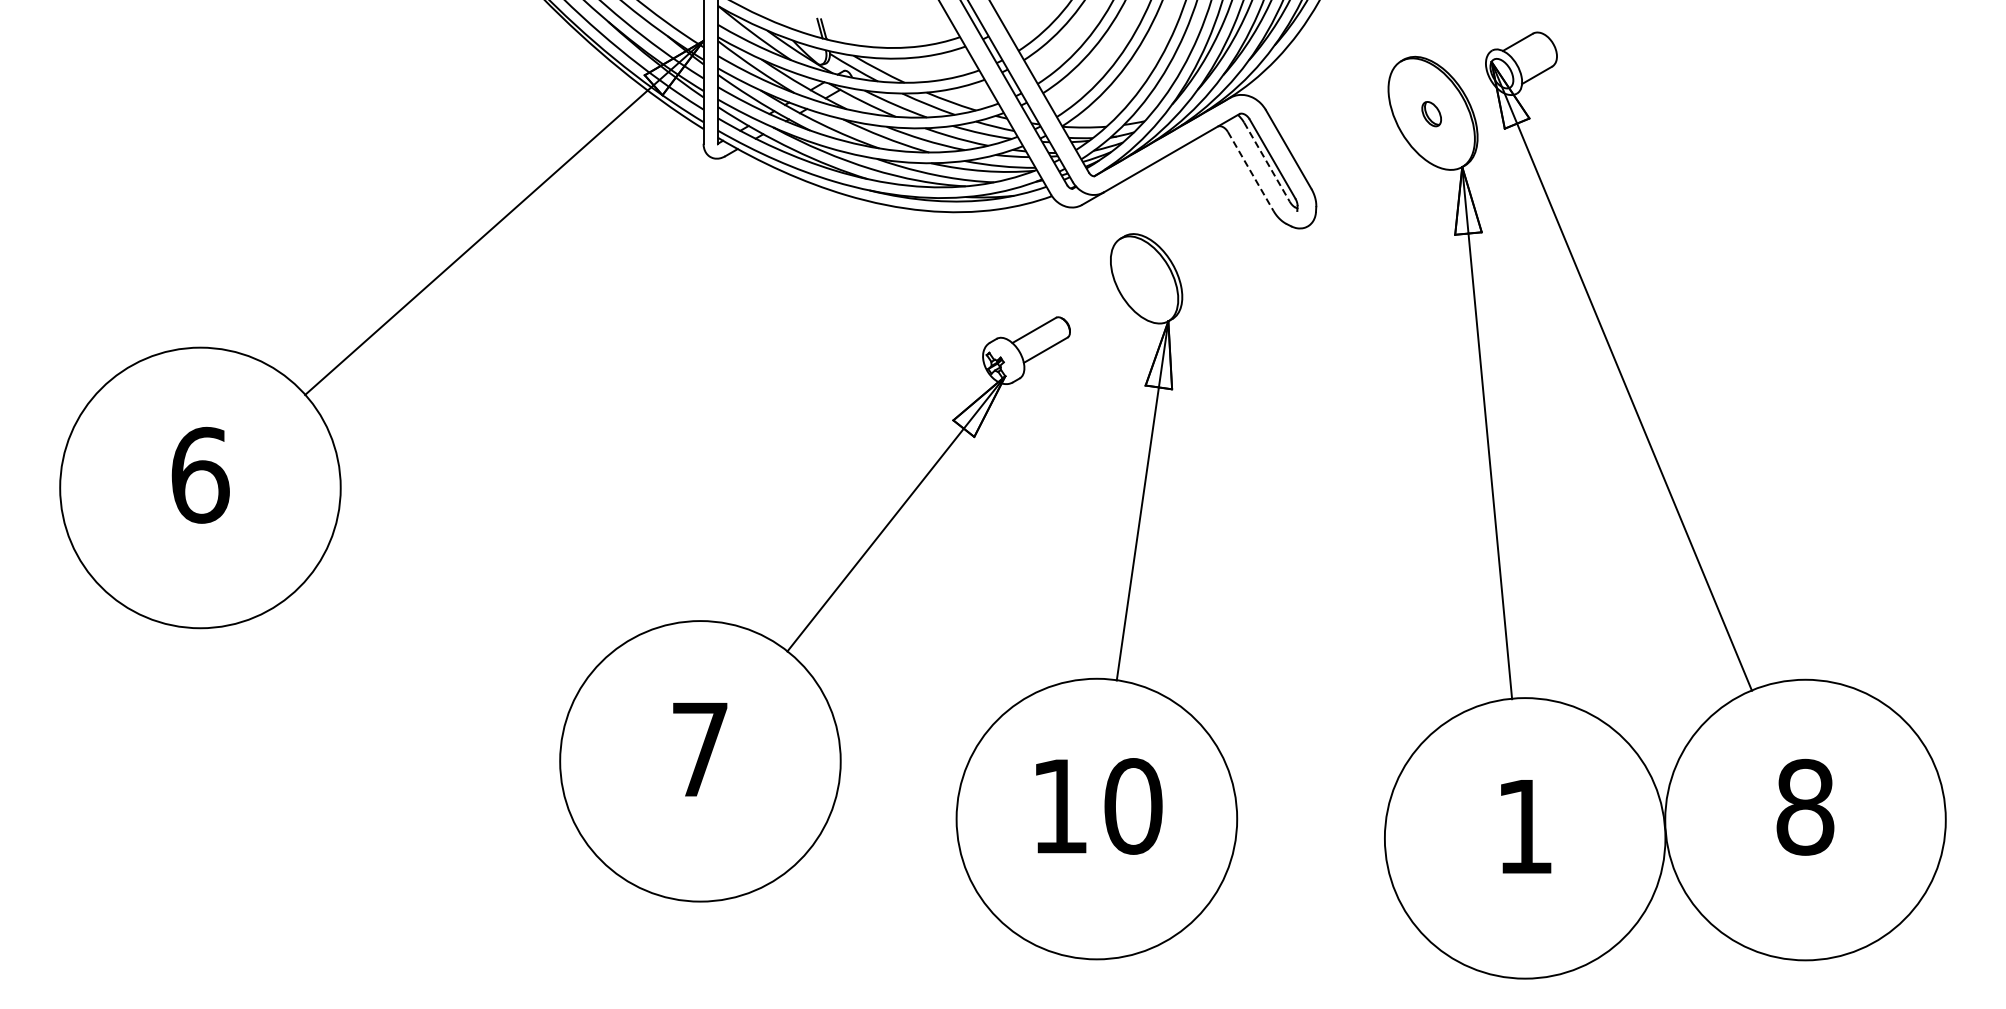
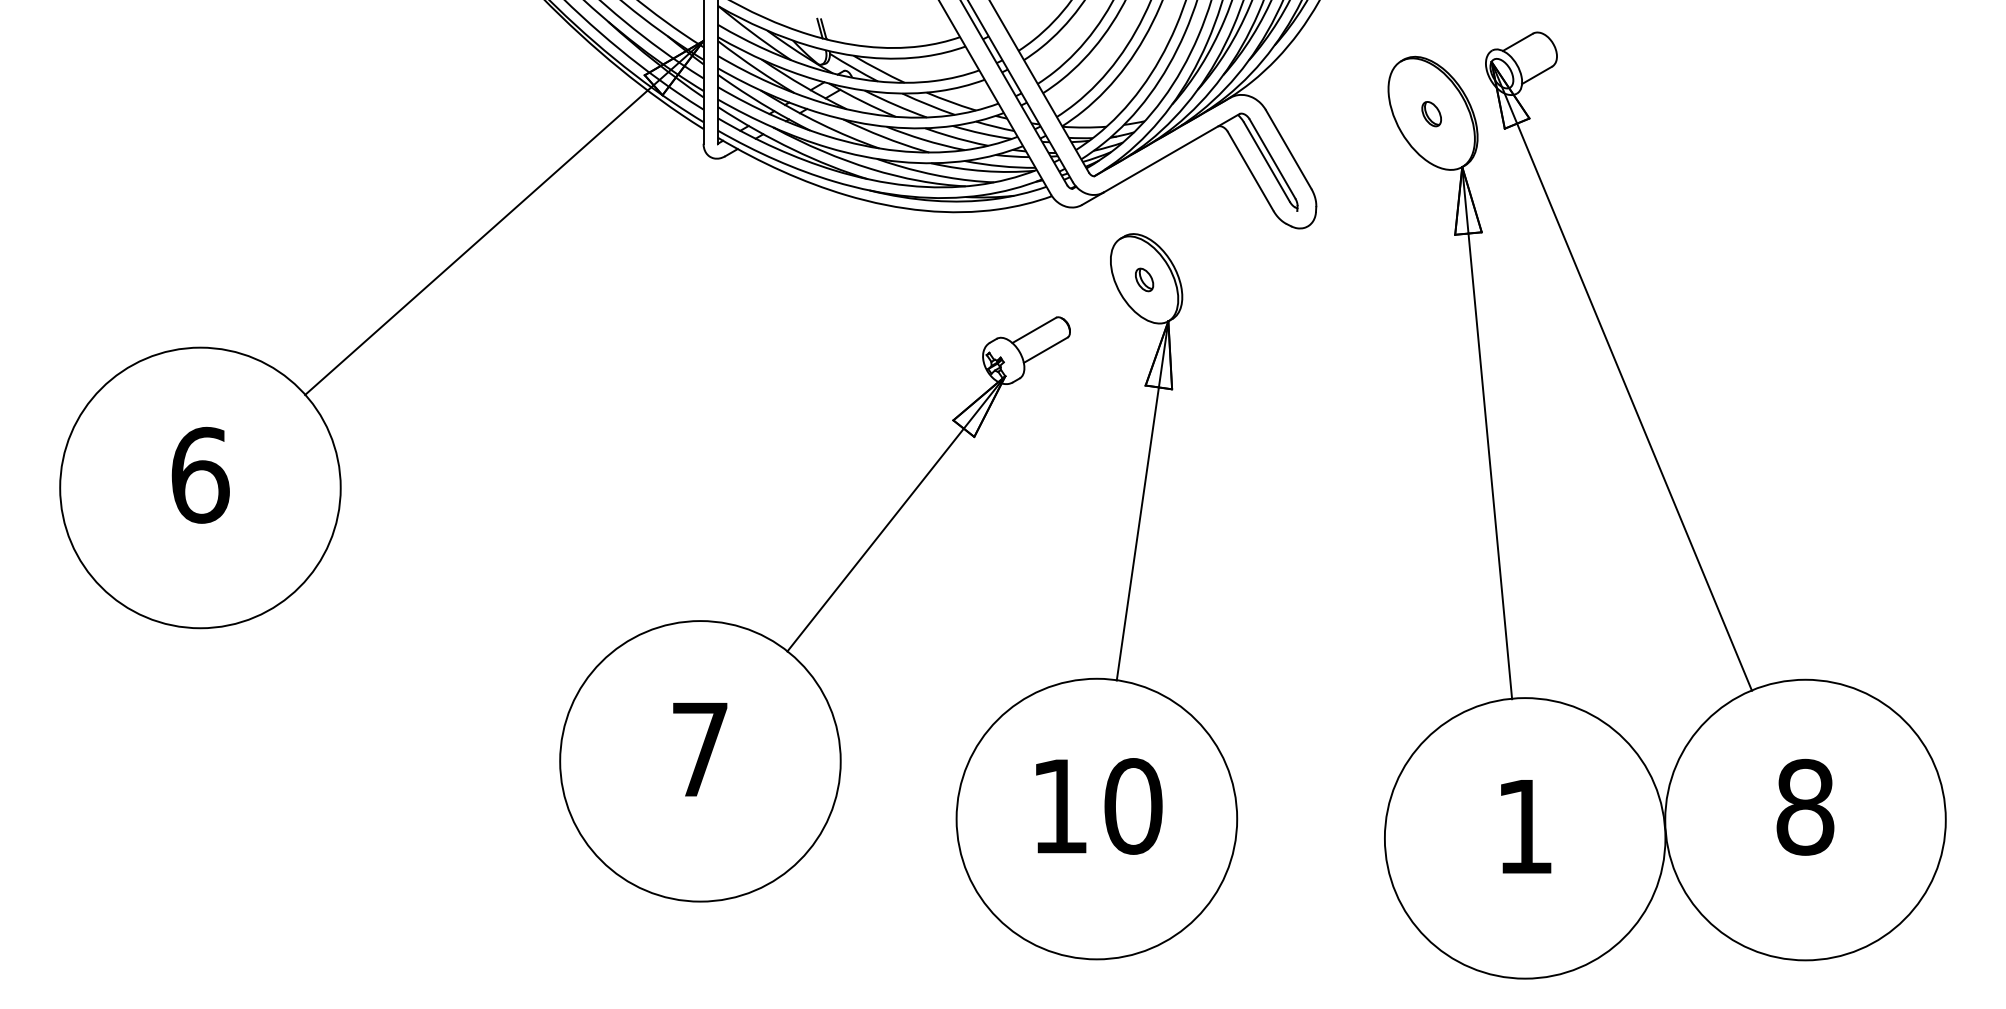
line: dashed -> solid (1266, 162)
line: dashed -> solid (1250, 171)
part: none -> present (1144, 279)
